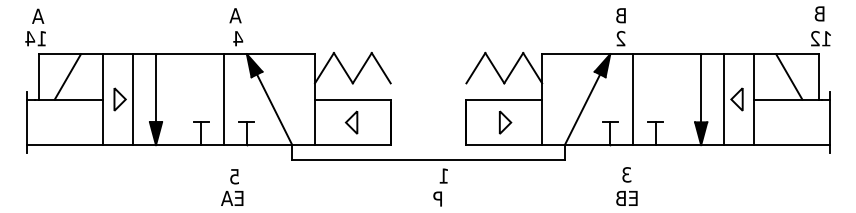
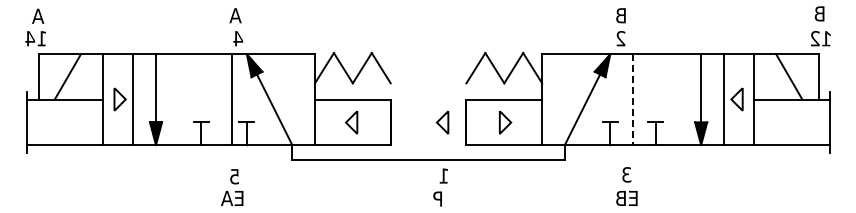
line position: (224, 99) -> (232, 99) (232, 99)
line: solid -> dashed (633, 100)
part: none -> present (442, 122)
